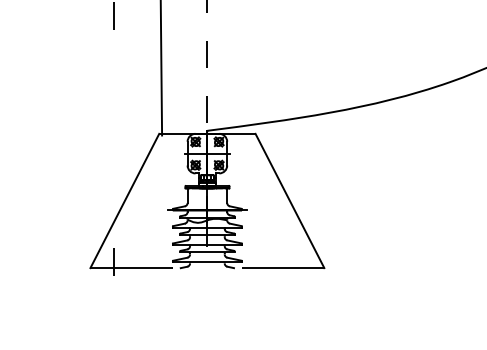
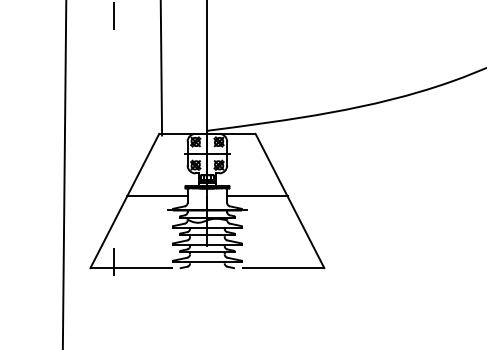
line: dashed -> solid (207, 70)
line: none -> present (64, 174)
line: none -> present (157, 196)
line: none -> present (257, 196)
